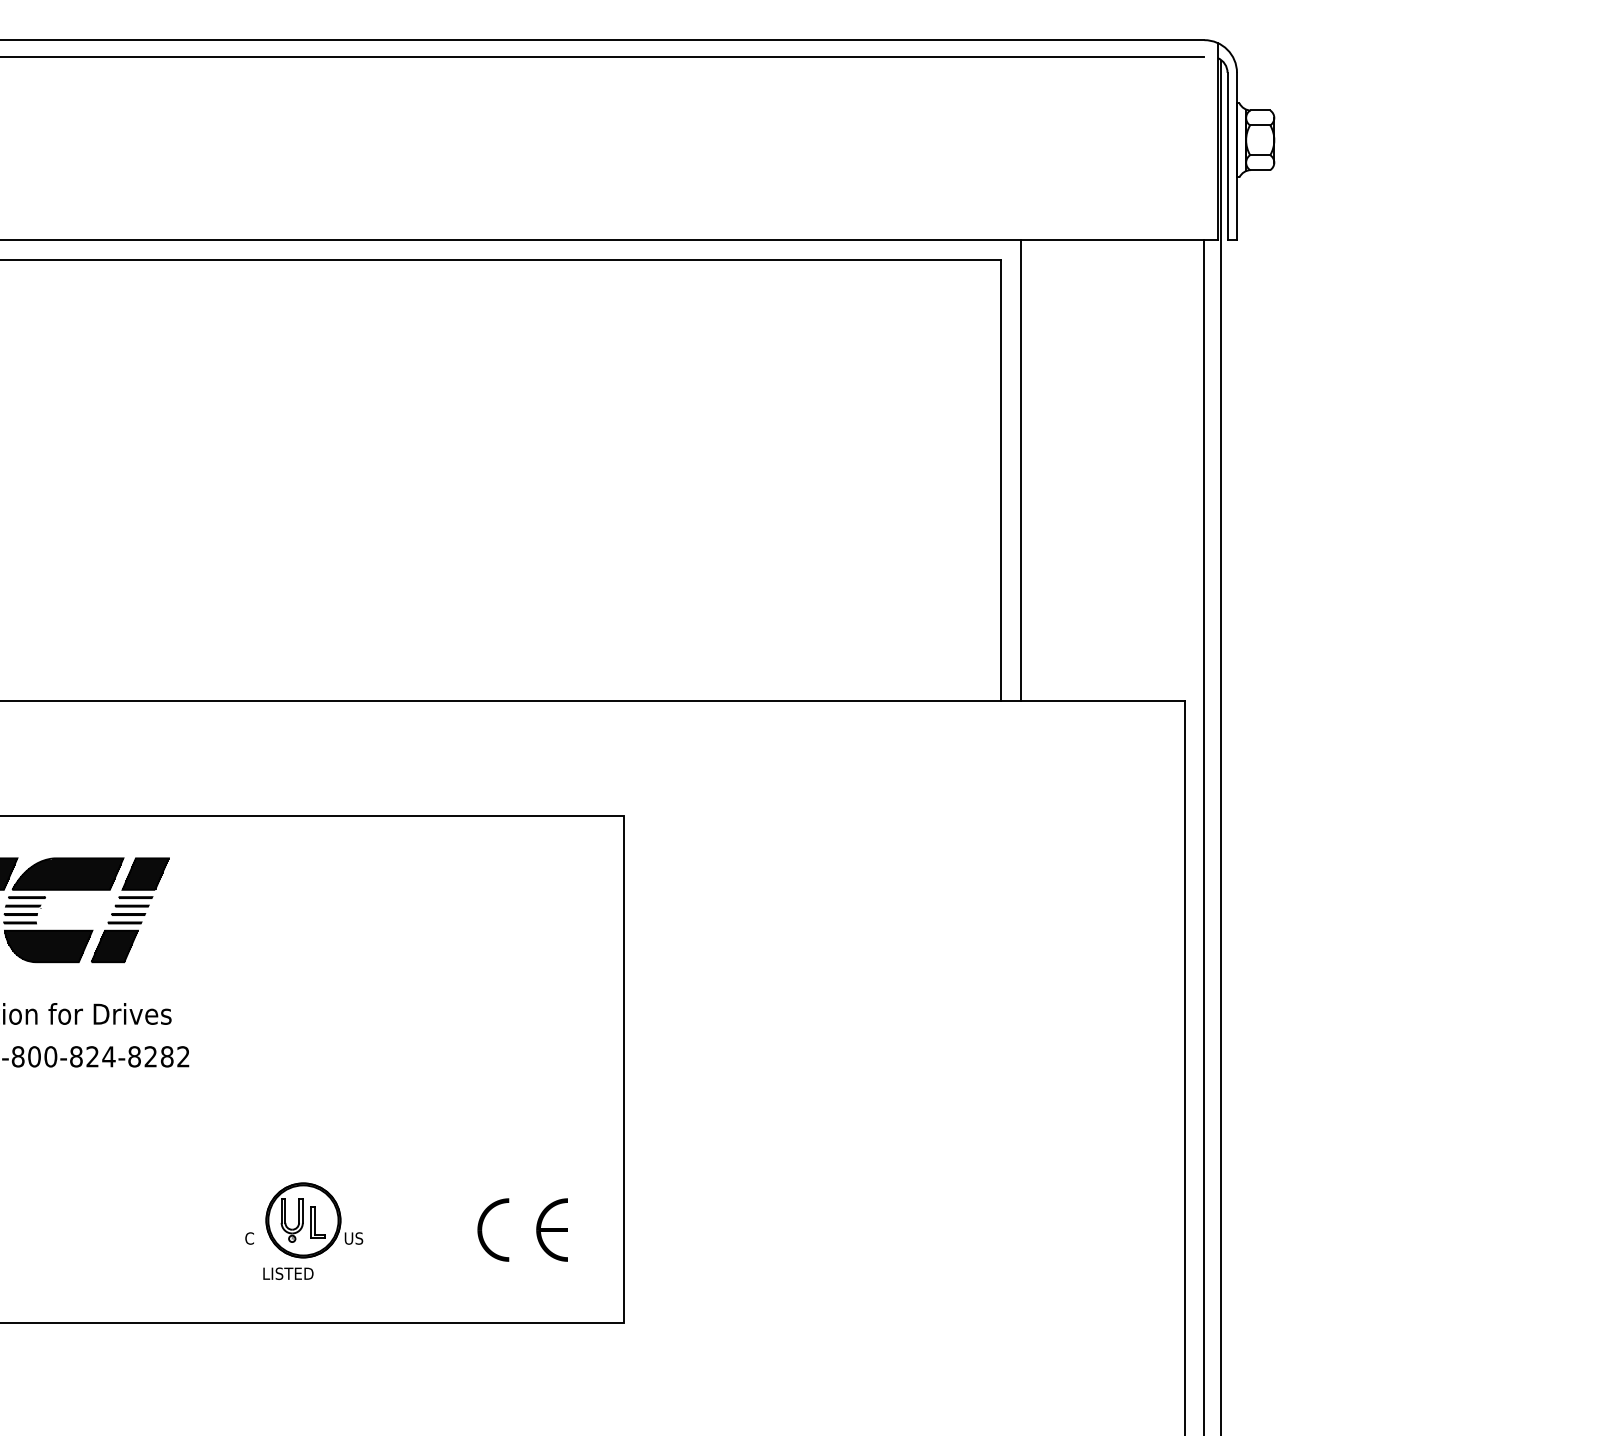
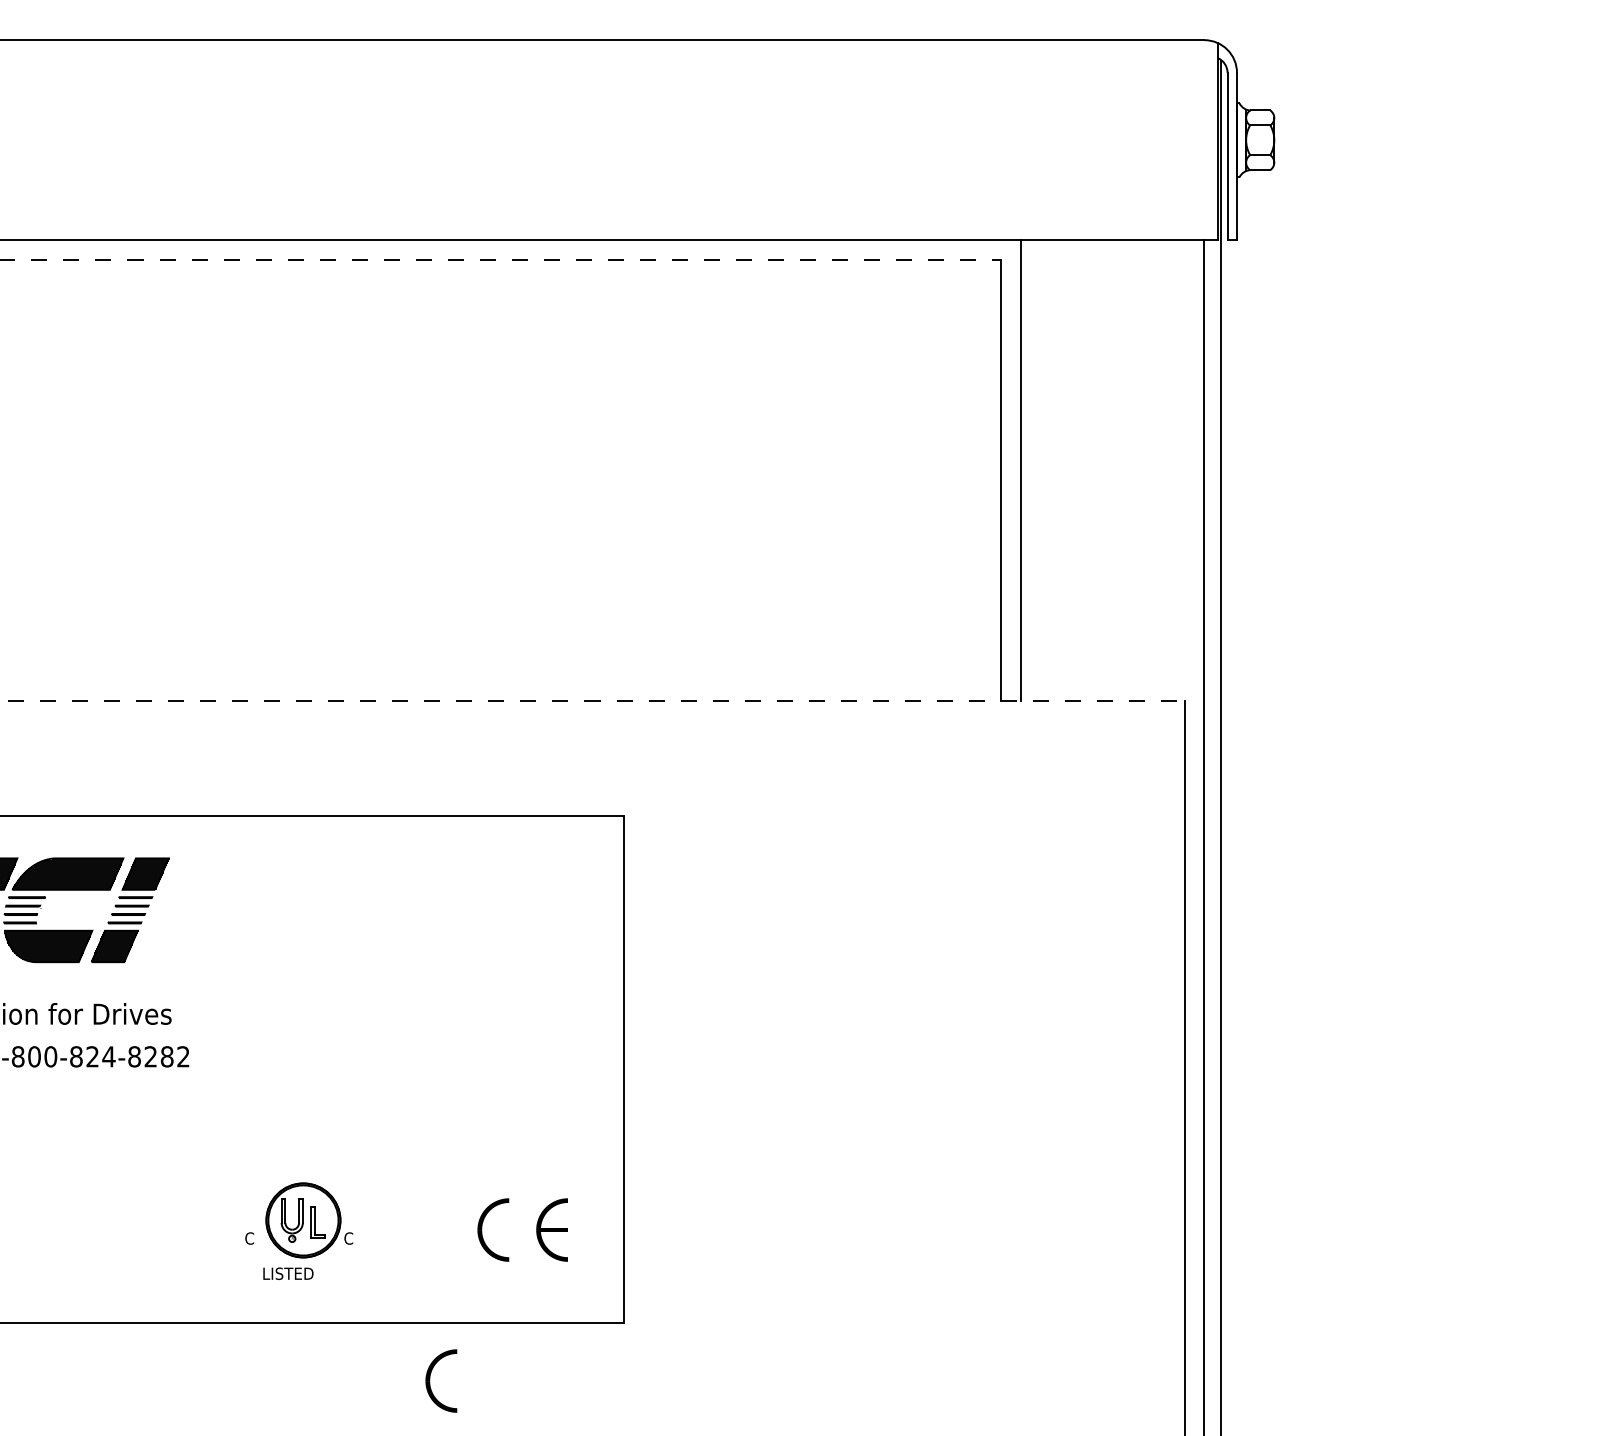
line: present -> none (603, 56)
line: solid -> dashed (501, 260)
line: solid -> dashed (593, 700)
text: US -> C (353, 1238)
part: none -> present (430, 1380)
